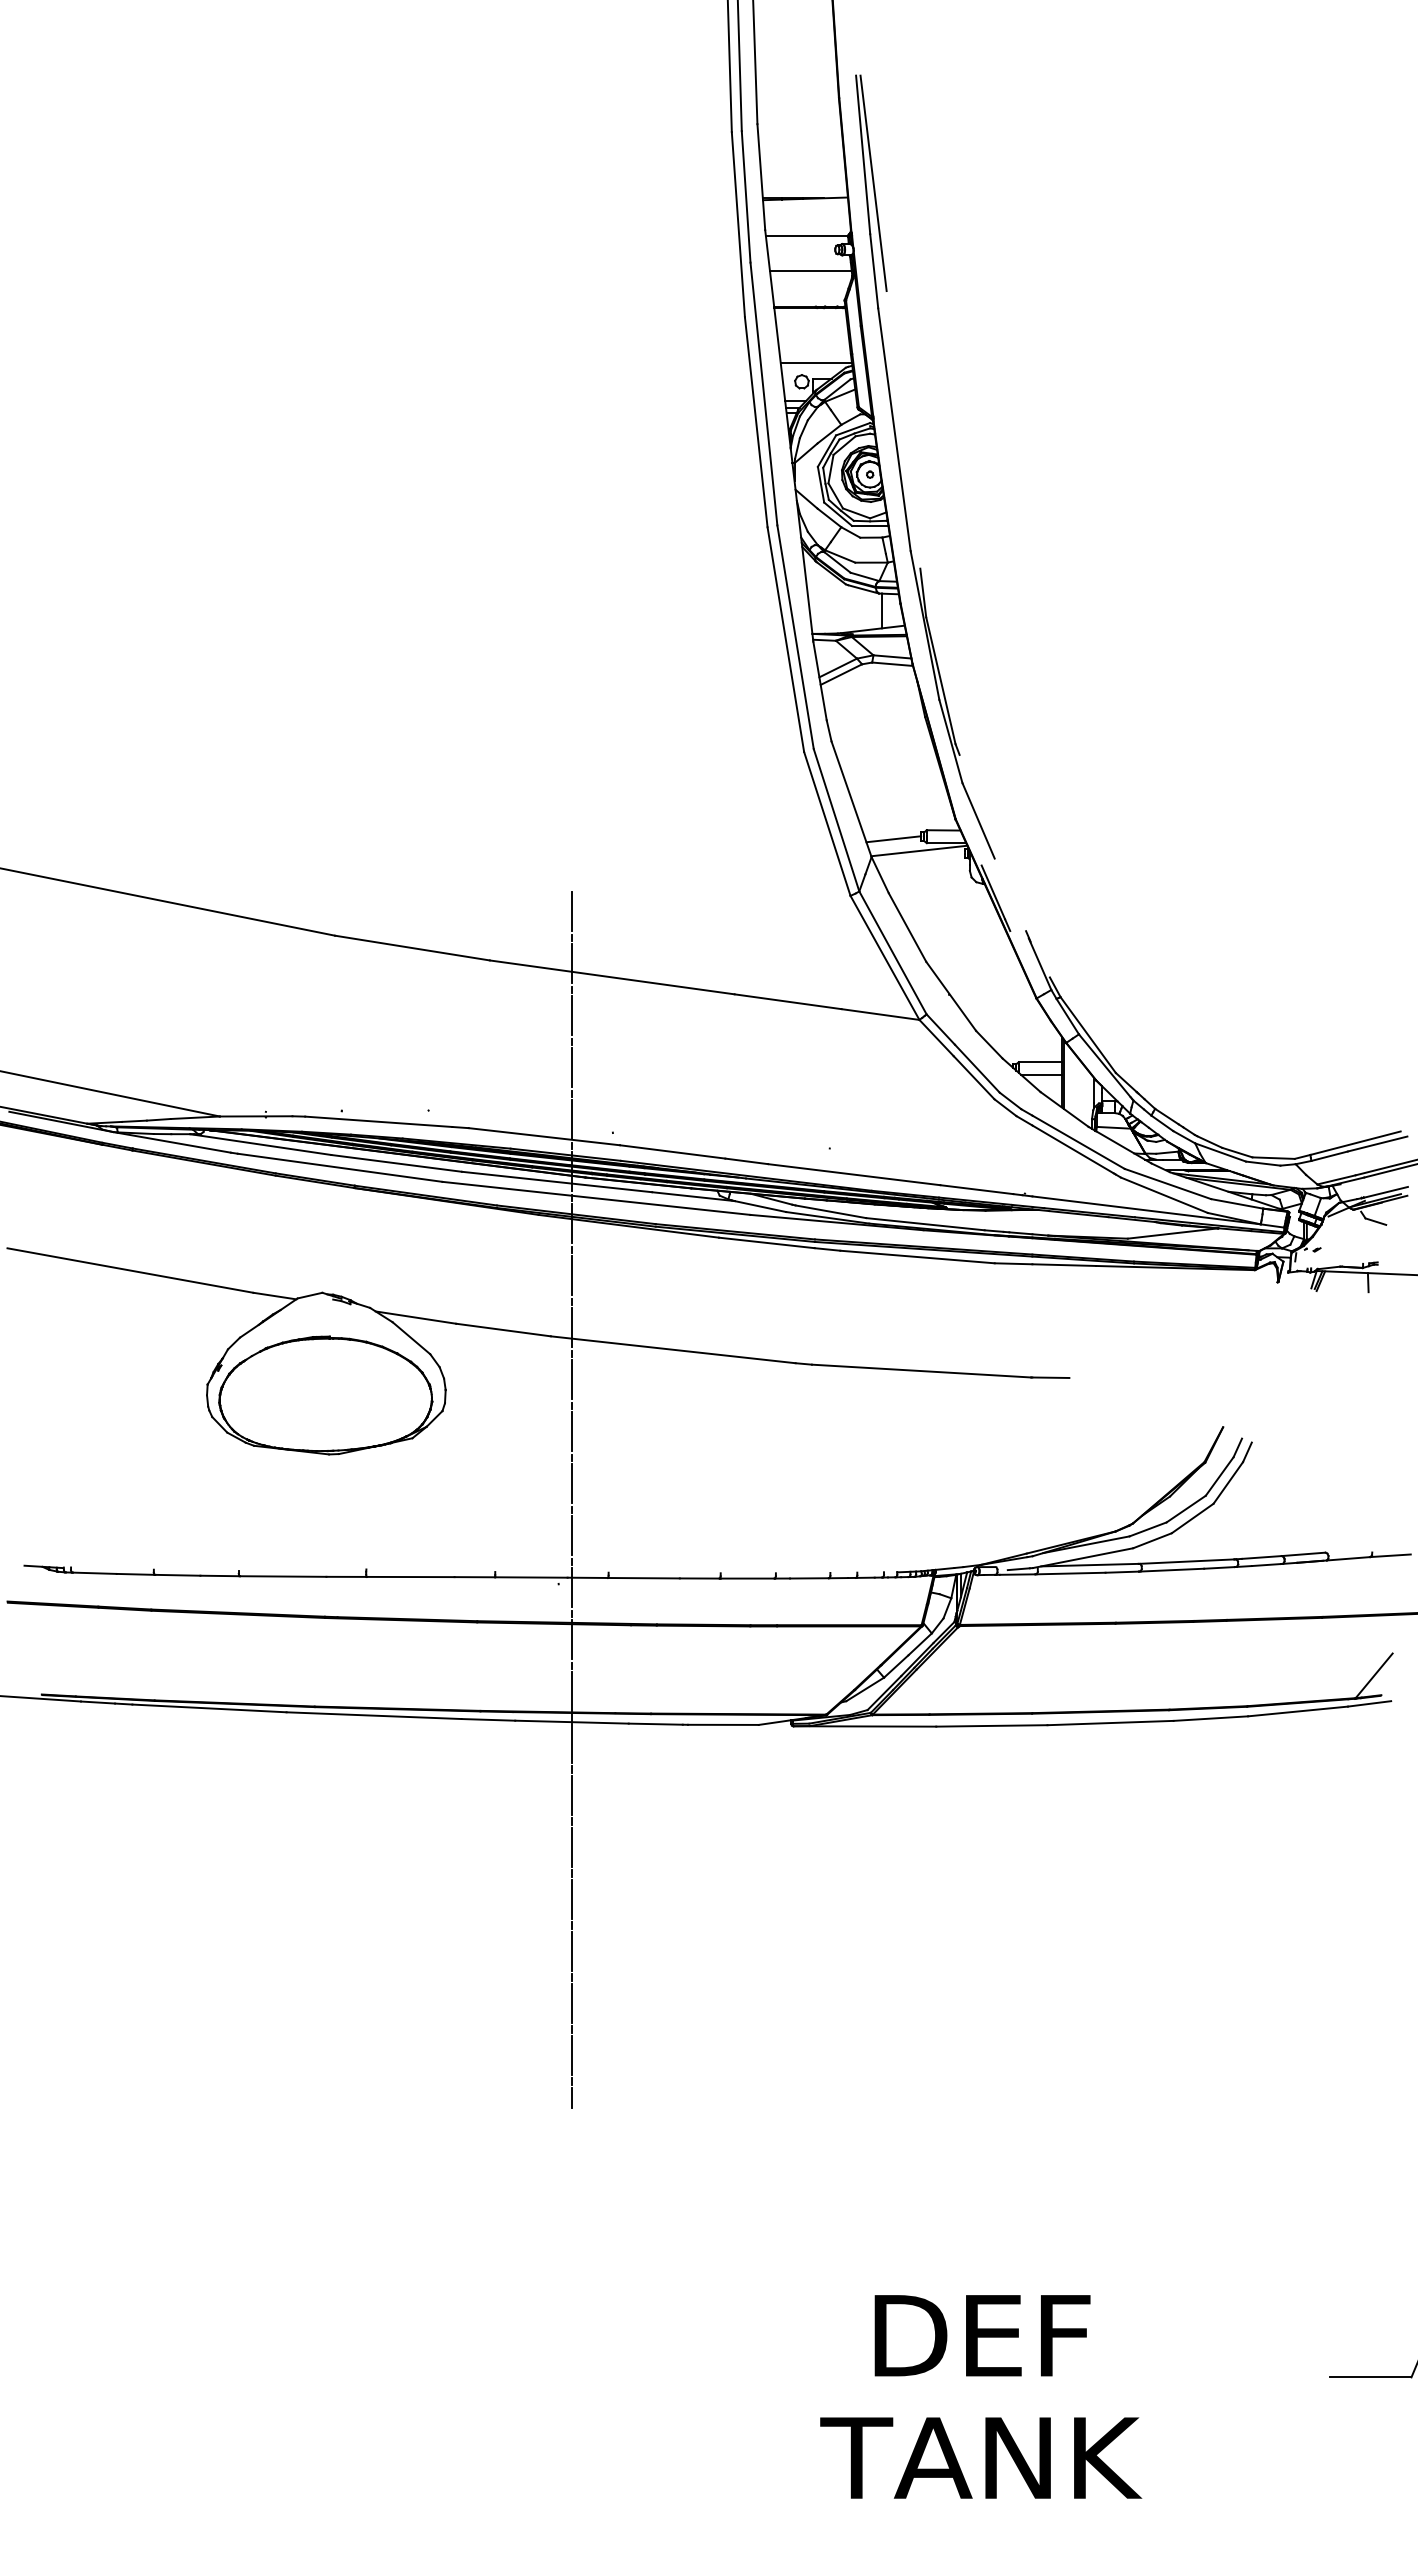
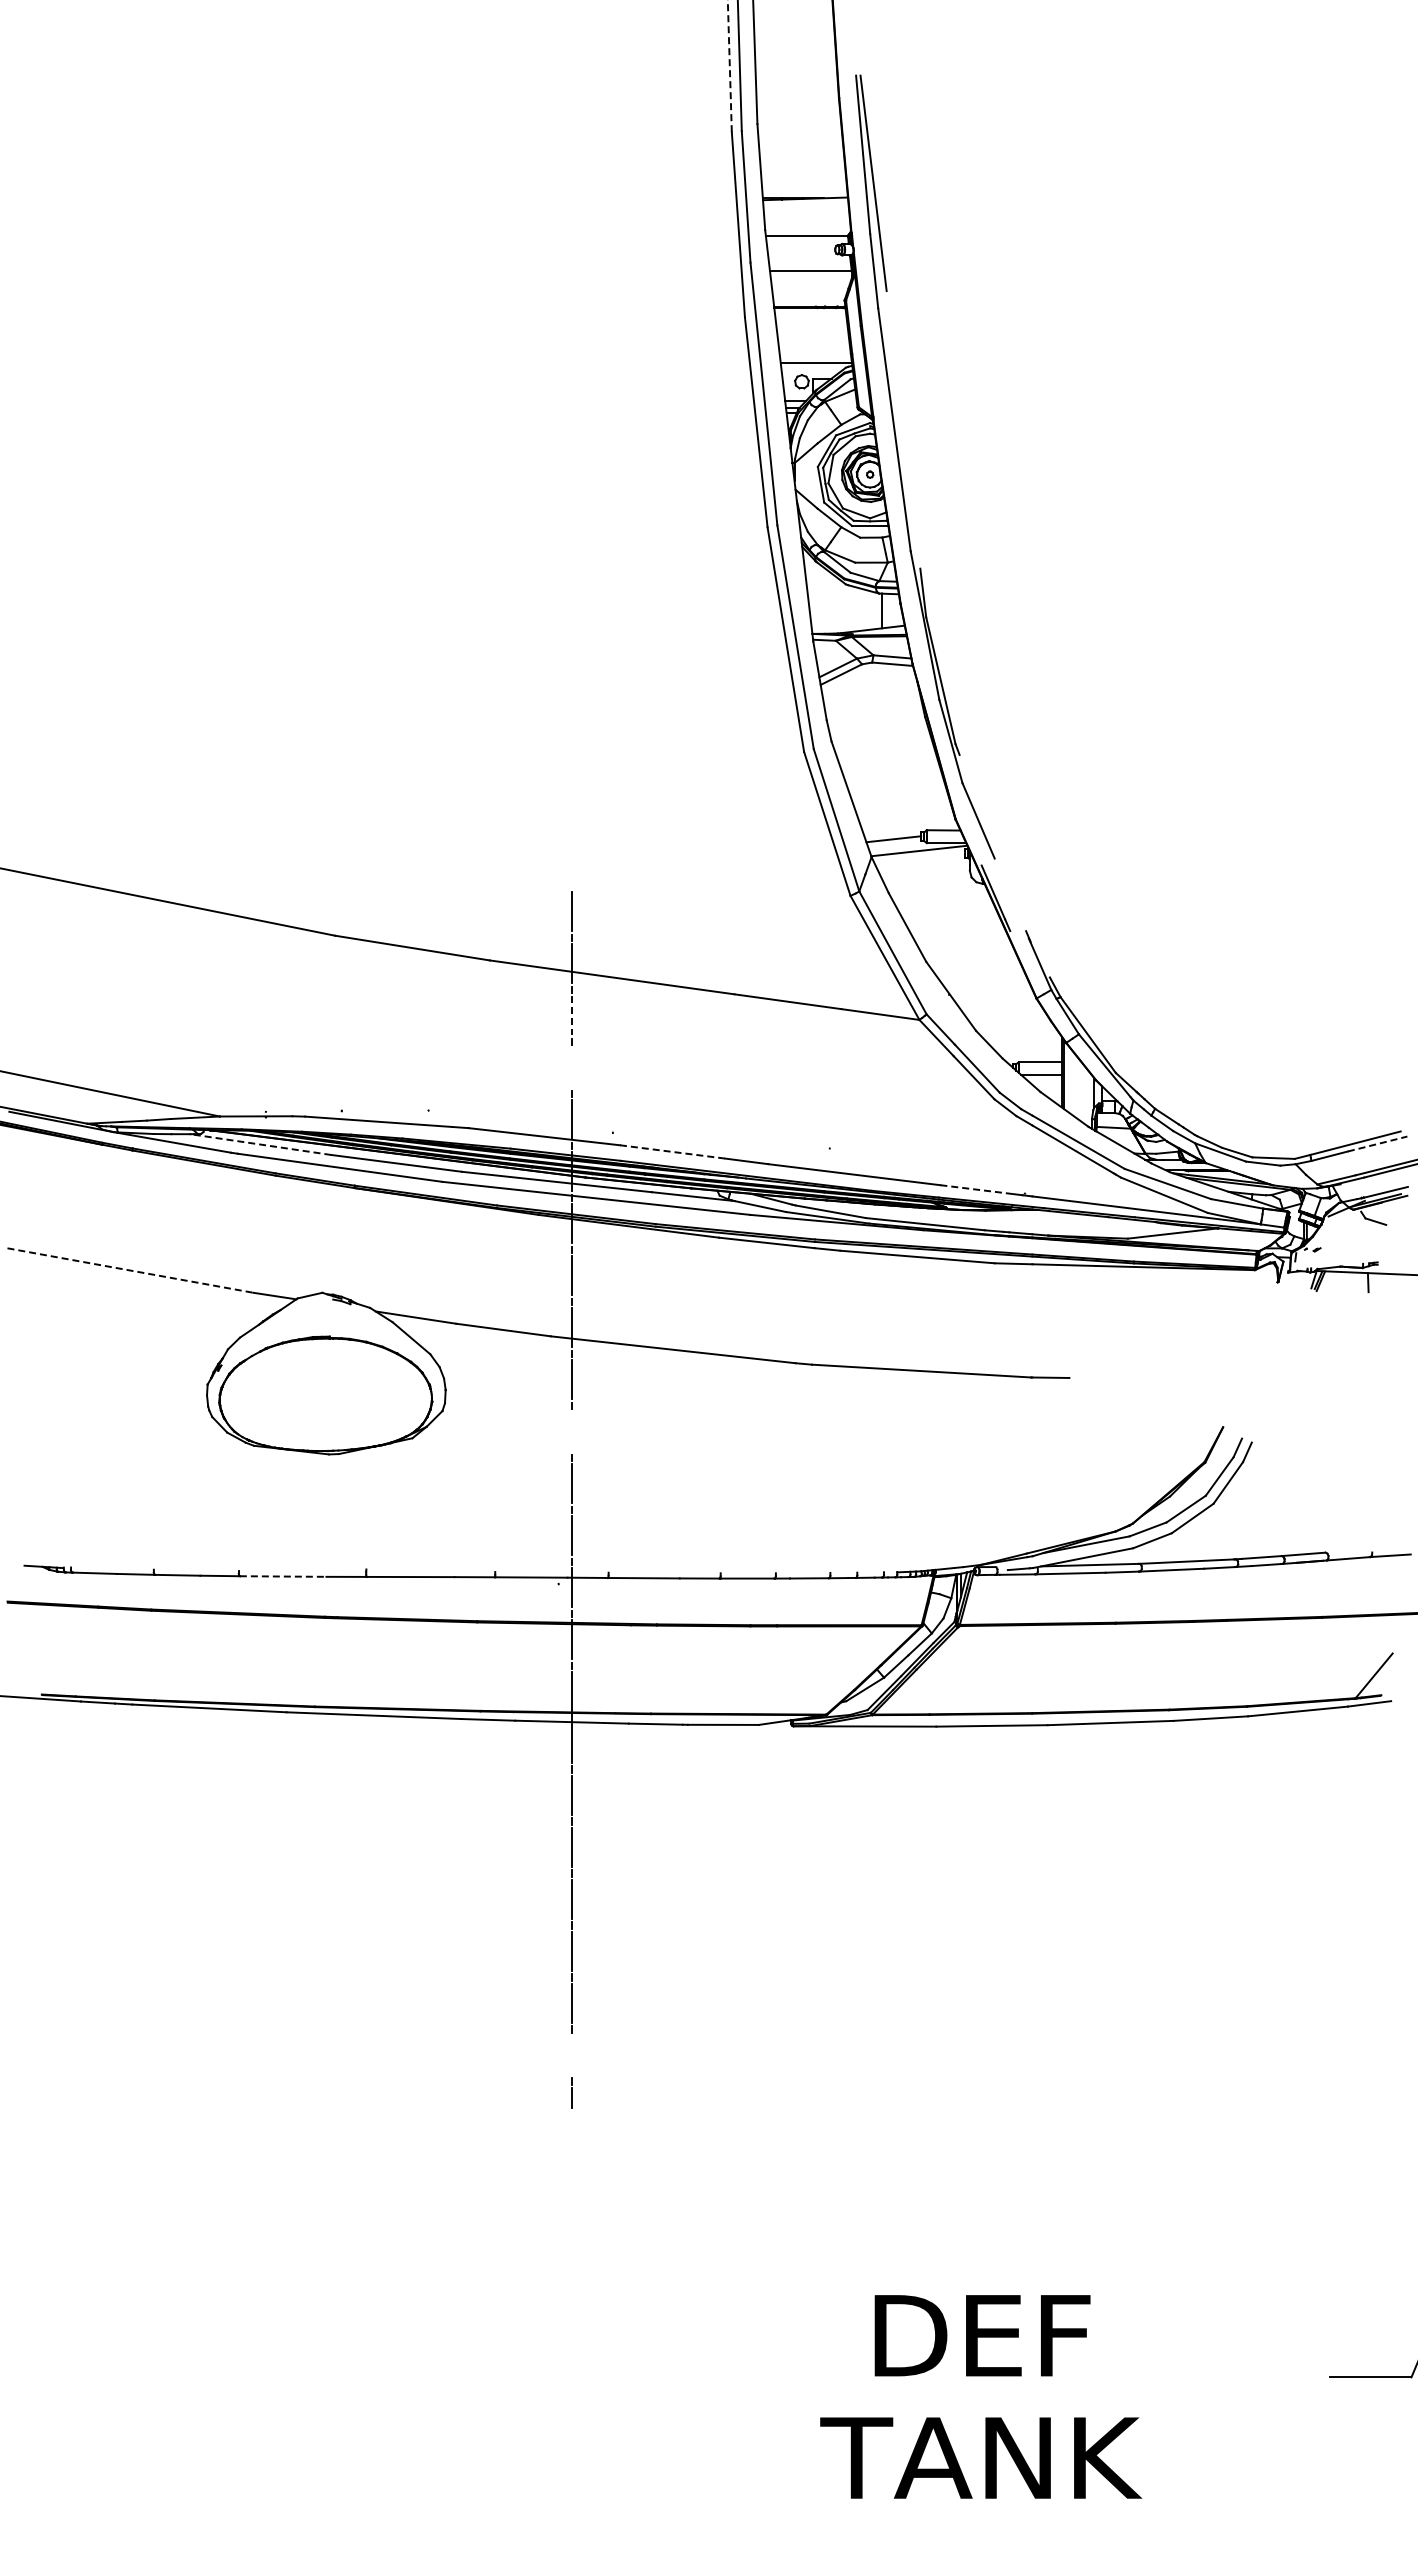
line: solid -> dashed (729, 66)
line: solid -> dashed (571, 1016)
line: present -> none (571, 1067)
line: solid -> dashed (260, 1144)
line: solid -> dashed (1377, 1144)
line: solid -> dashed (673, 1152)
line: solid -> dashed (976, 1189)
line: solid -> dashed (130, 1270)
line: present -> none (571, 1431)
line: solid -> dashed (283, 1576)
line: present -> none (571, 2055)
